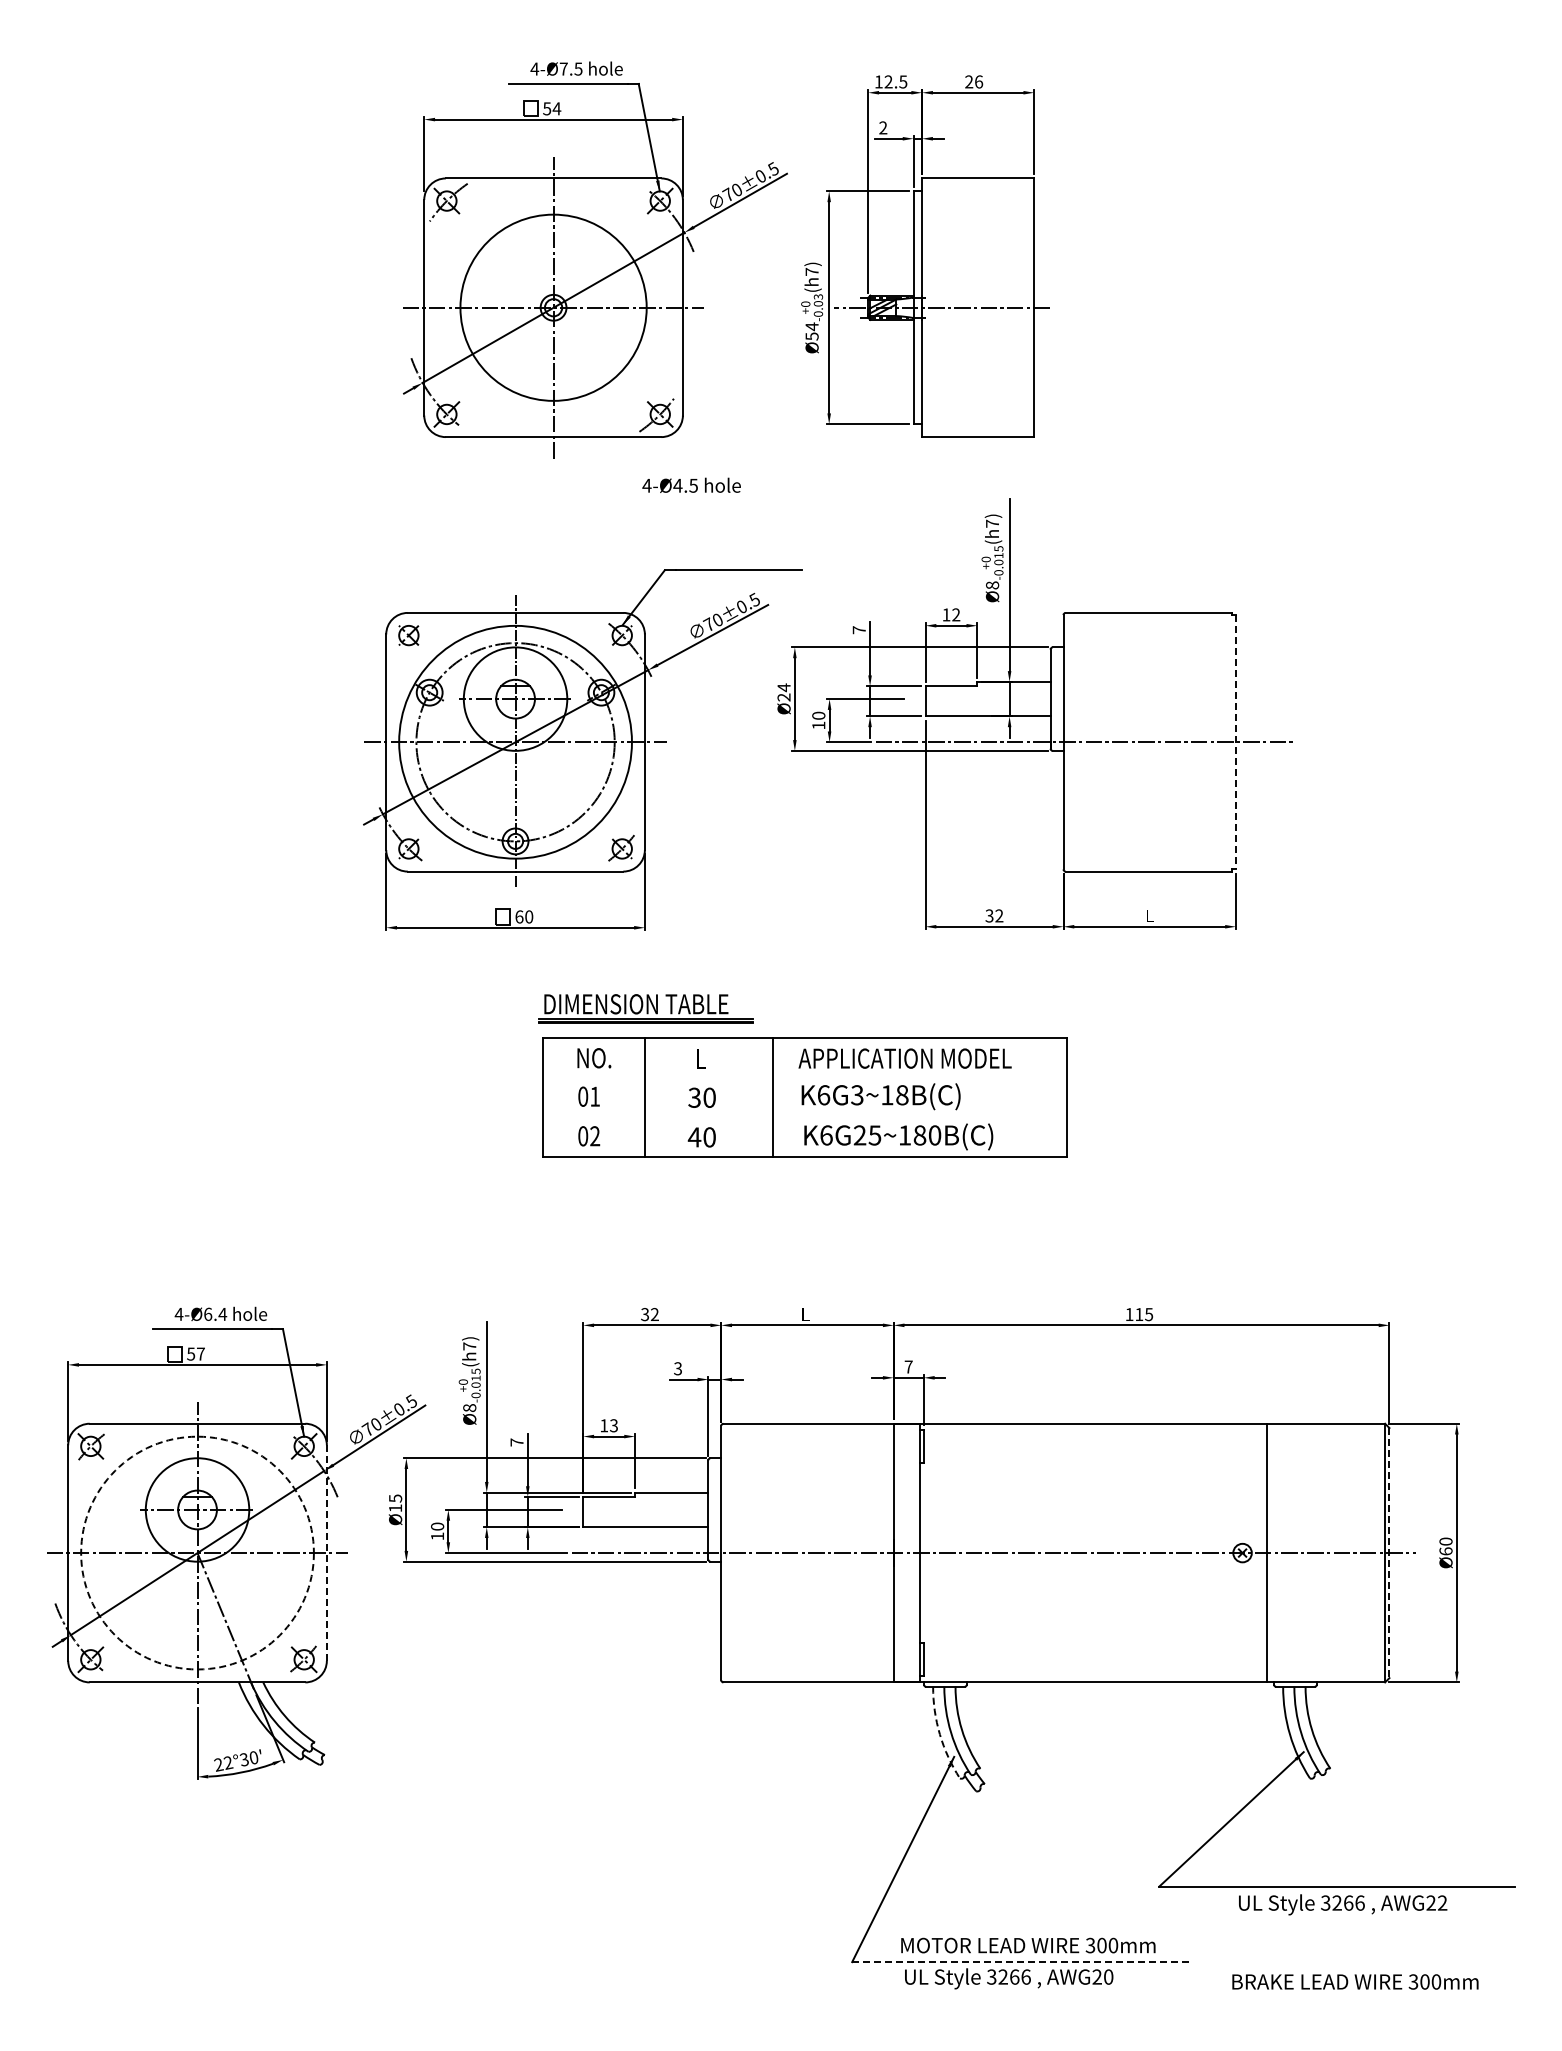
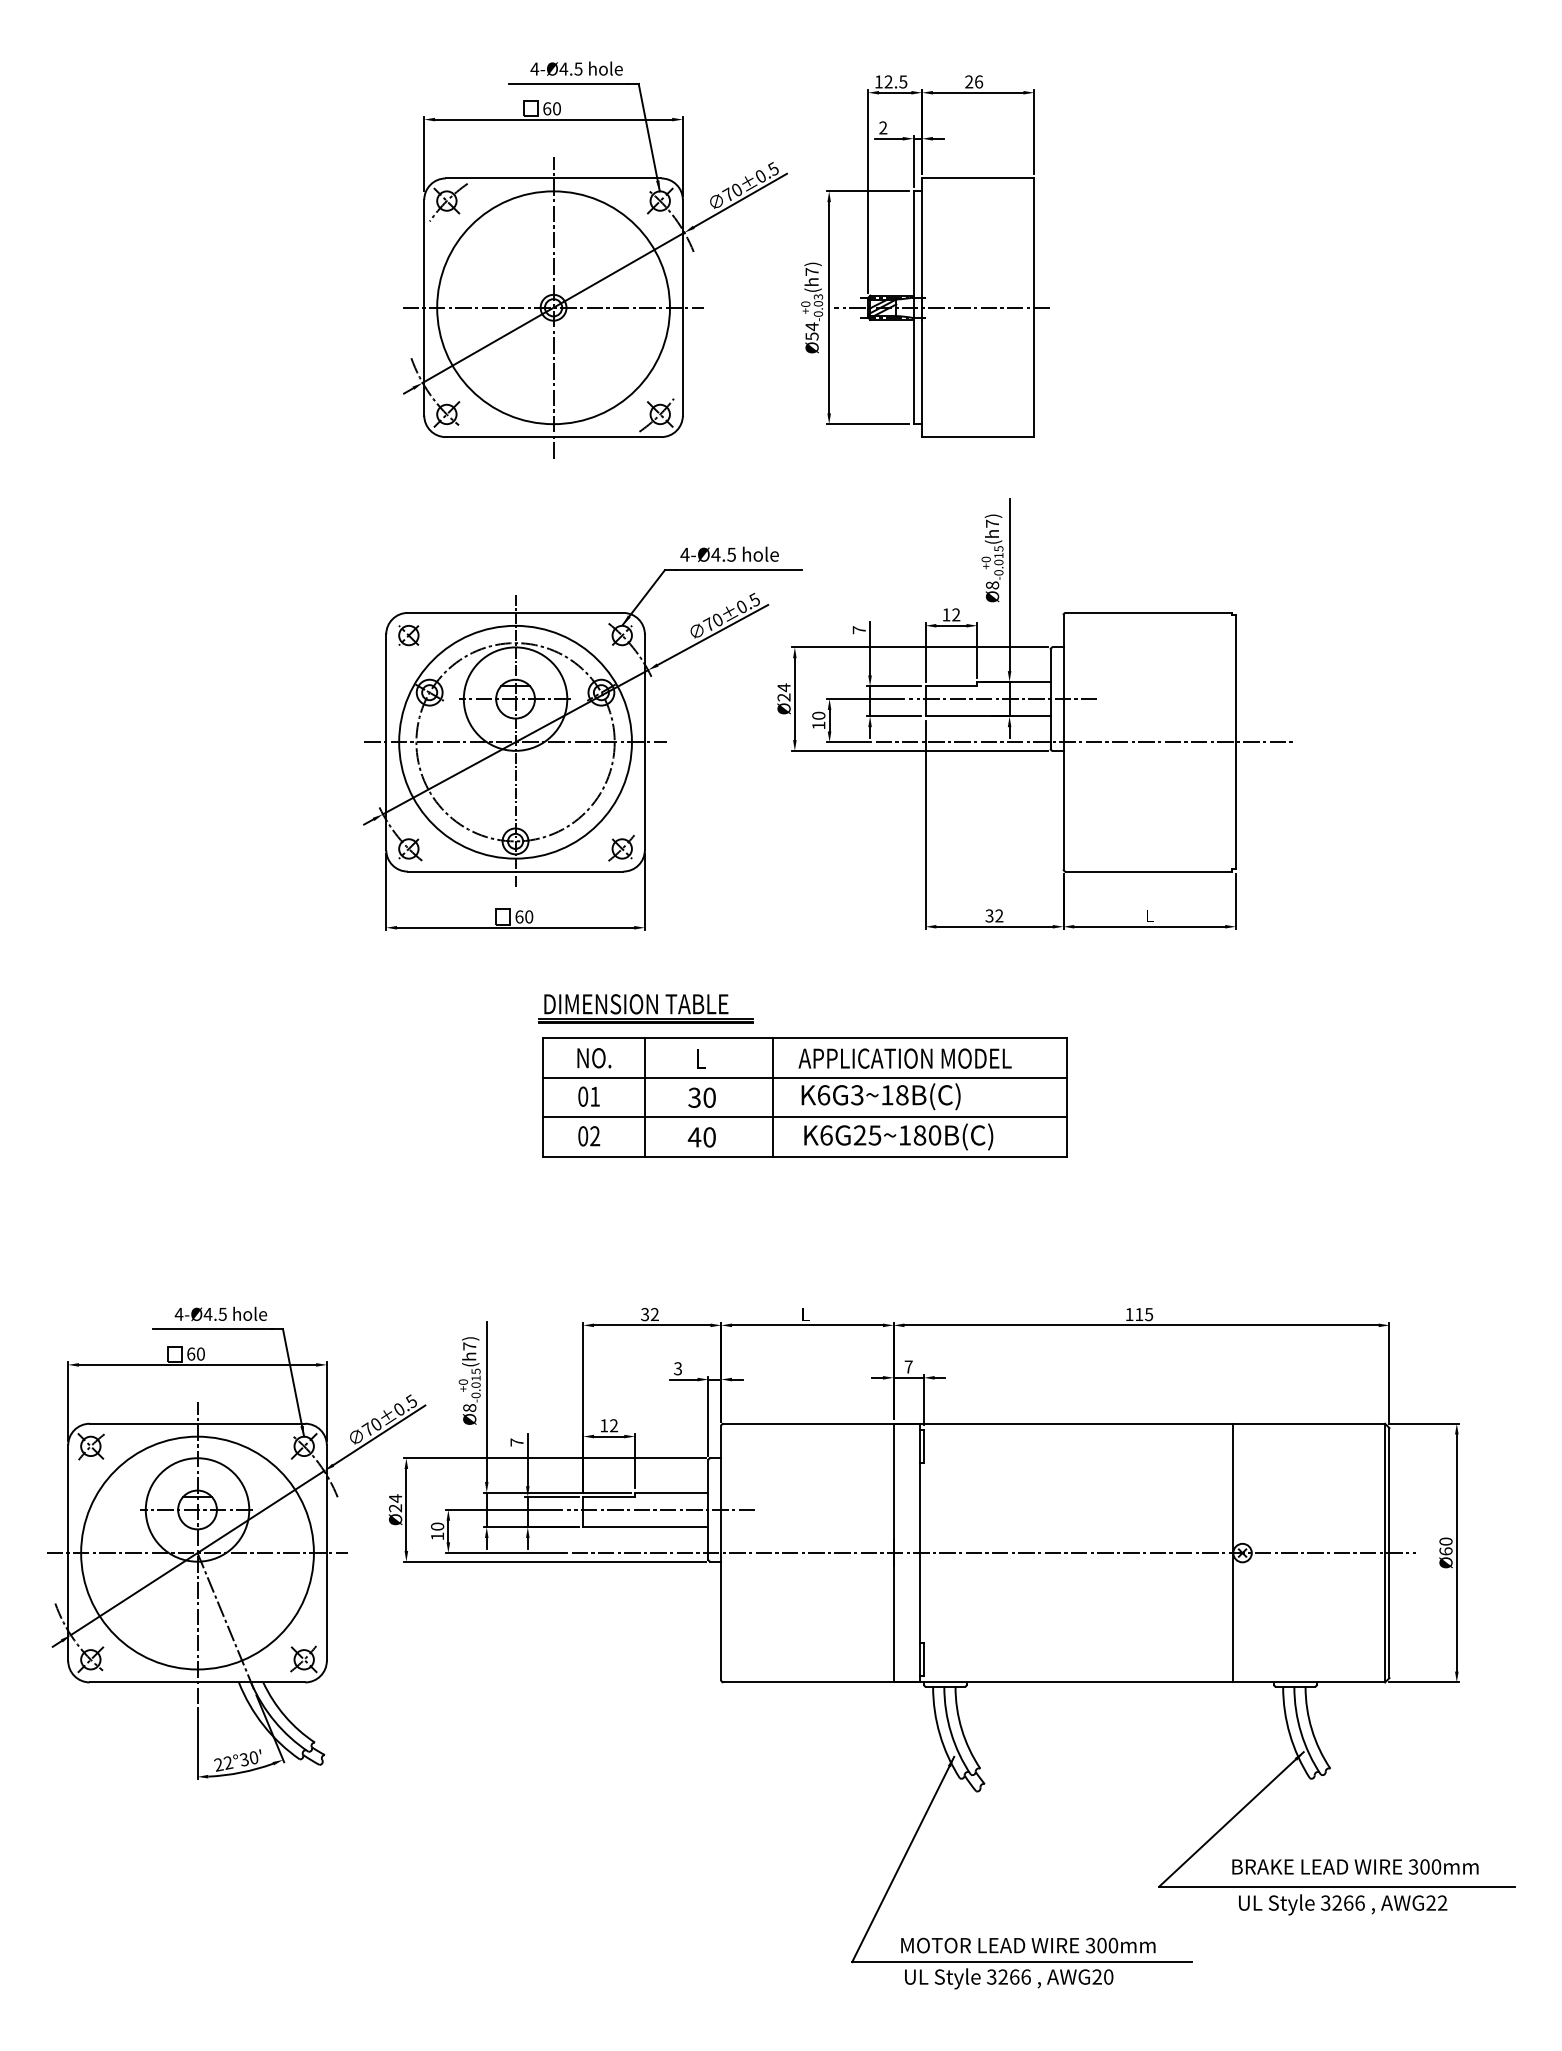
text: 4-Ø7.5 -> 4-Ø4.5 (563, 68)
text: 54 -> 60 (552, 108)
circle diameter: 186 px -> 233 px (553, 307)
text position: (691, 484) -> (729, 553) (729, 553)
line: none -> present (1002, 699)
line: dashed -> solid (1235, 742)
line: none -> present (804, 1077)
line: none -> present (804, 1117)
text: 4-Ø6.4 -> 4-Ø4.5 (215, 1313)
text: 57 -> 60 (195, 1353)
text: 13 -> 12 (613, 1426)
text: Ø15 -> Ø24 (395, 1503)
line: none -> present (660, 1509)
circle: dashed -> solid (197, 1552)
line position: (1267, 1552) -> (1233, 1552) (1233, 1552)
line: dashed -> solid (326, 1553)
line: dashed -> solid (1389, 1553)
arc: dashed -> solid (939, 1734)
line: dashed -> solid (1022, 1962)
text position: (1355, 1981) -> (1355, 1866) (1355, 1866)
